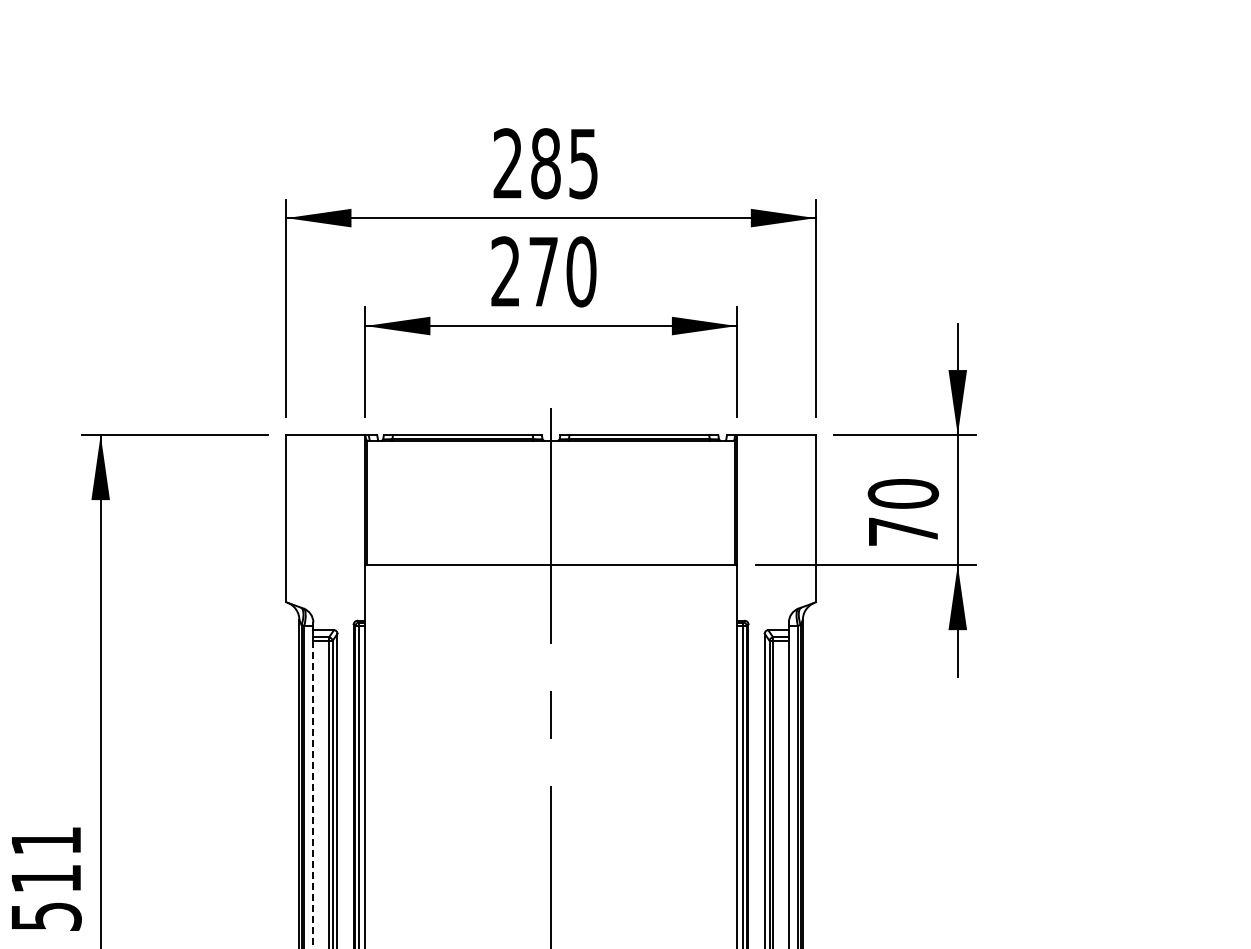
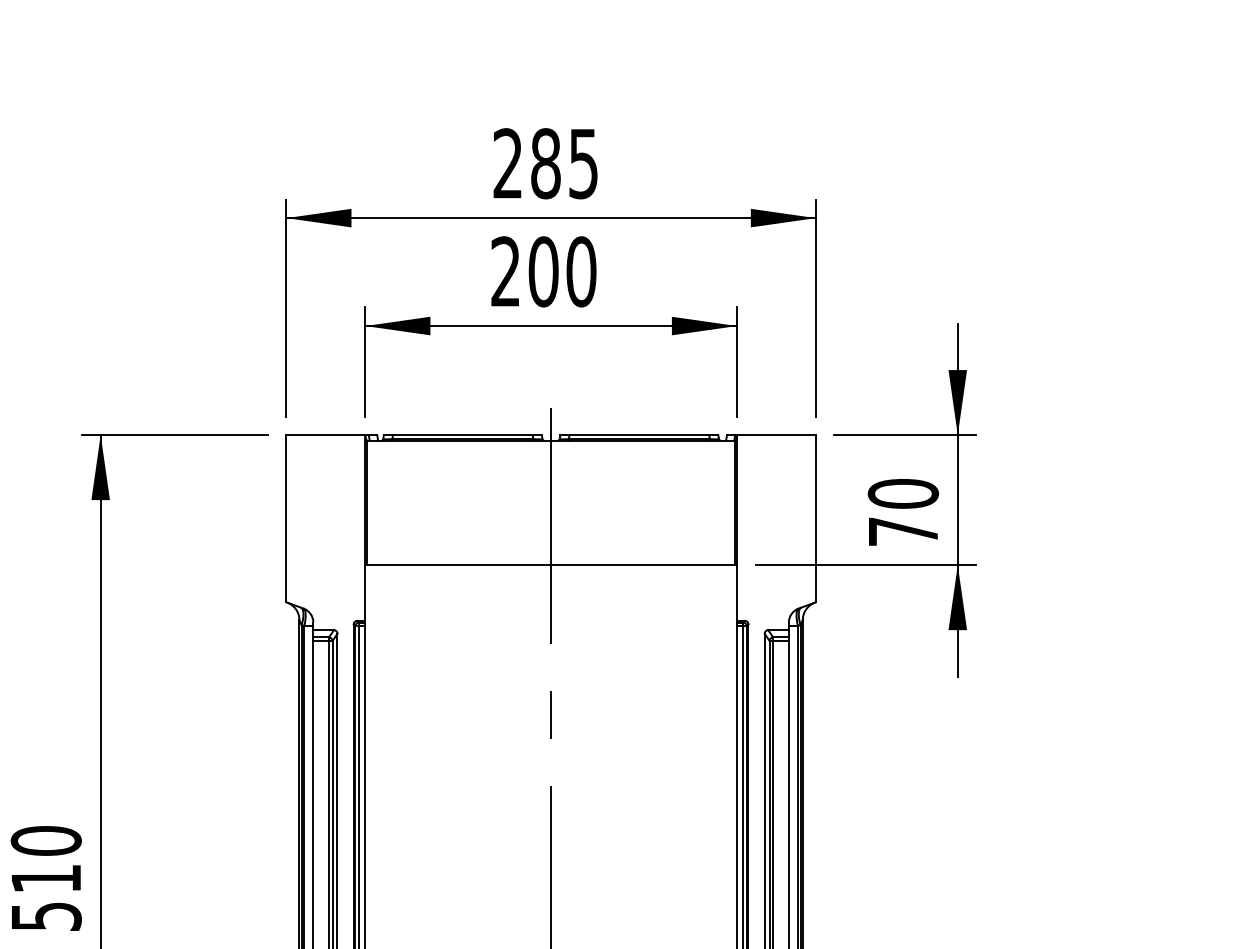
text: 270 -> 200 (543, 271)
line: dashed -> solid (313, 794)
text: 511 -> 510 (45, 840)
